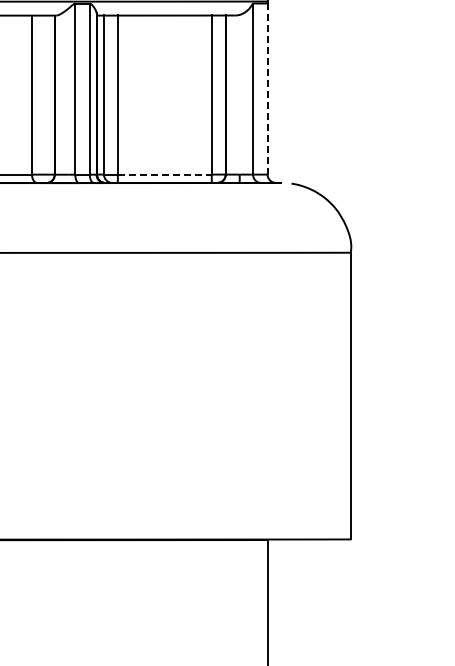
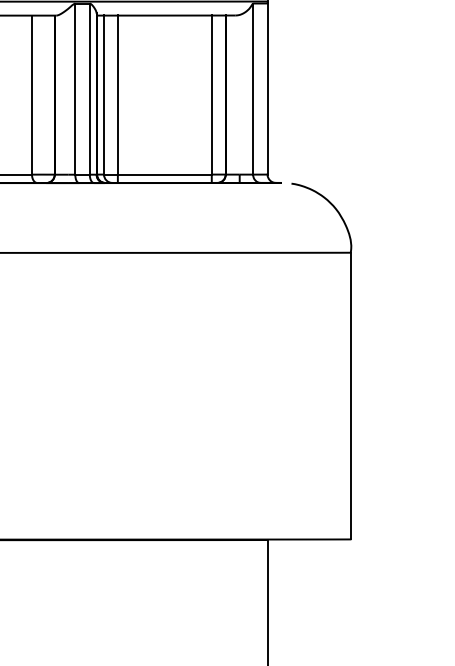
line: dashed -> solid (267, 89)
line: dashed -> solid (164, 174)
